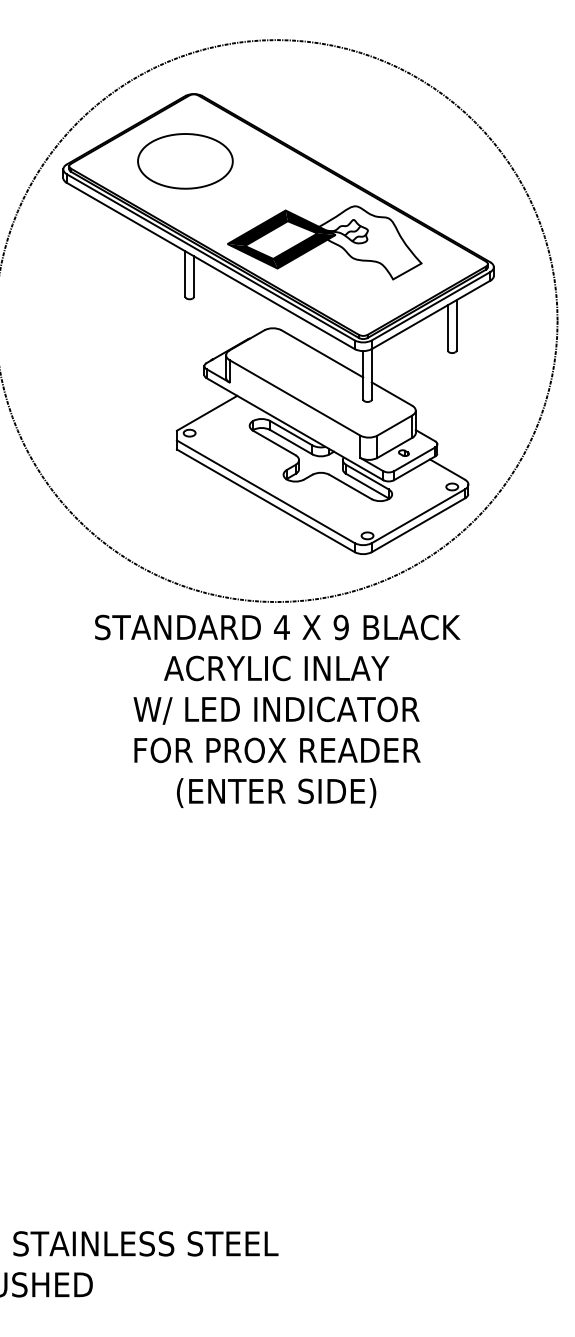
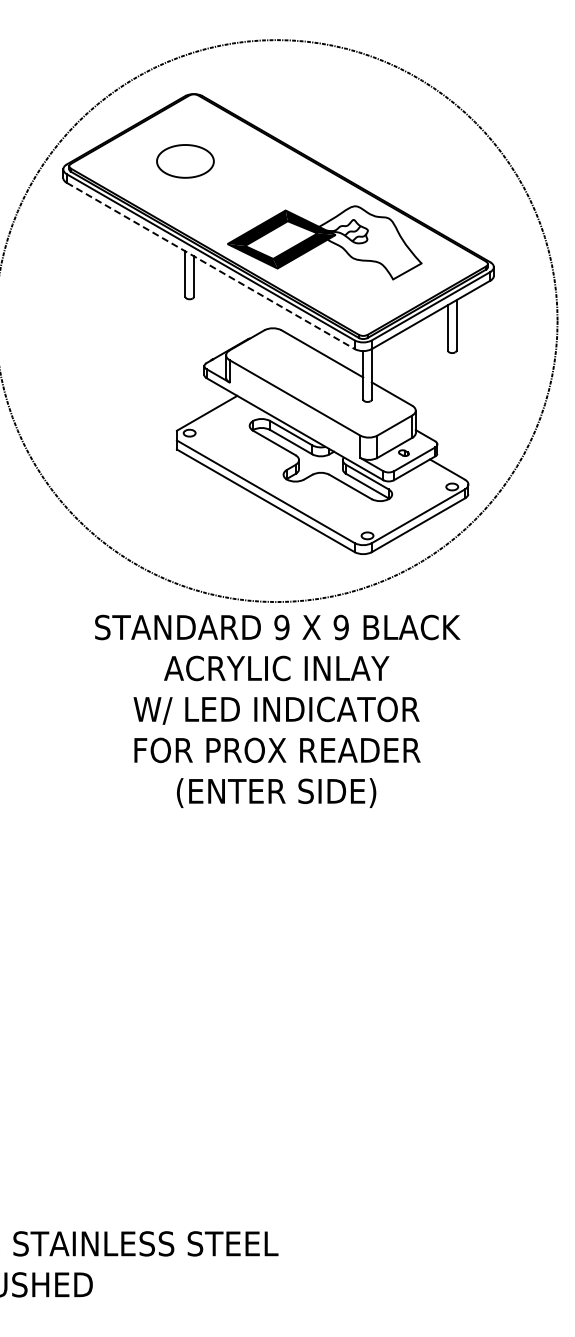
part size: 97x57 px -> 59x35 px (185, 161)
line: solid -> dashed (211, 266)
text: 4 -> 9 (281, 627)
